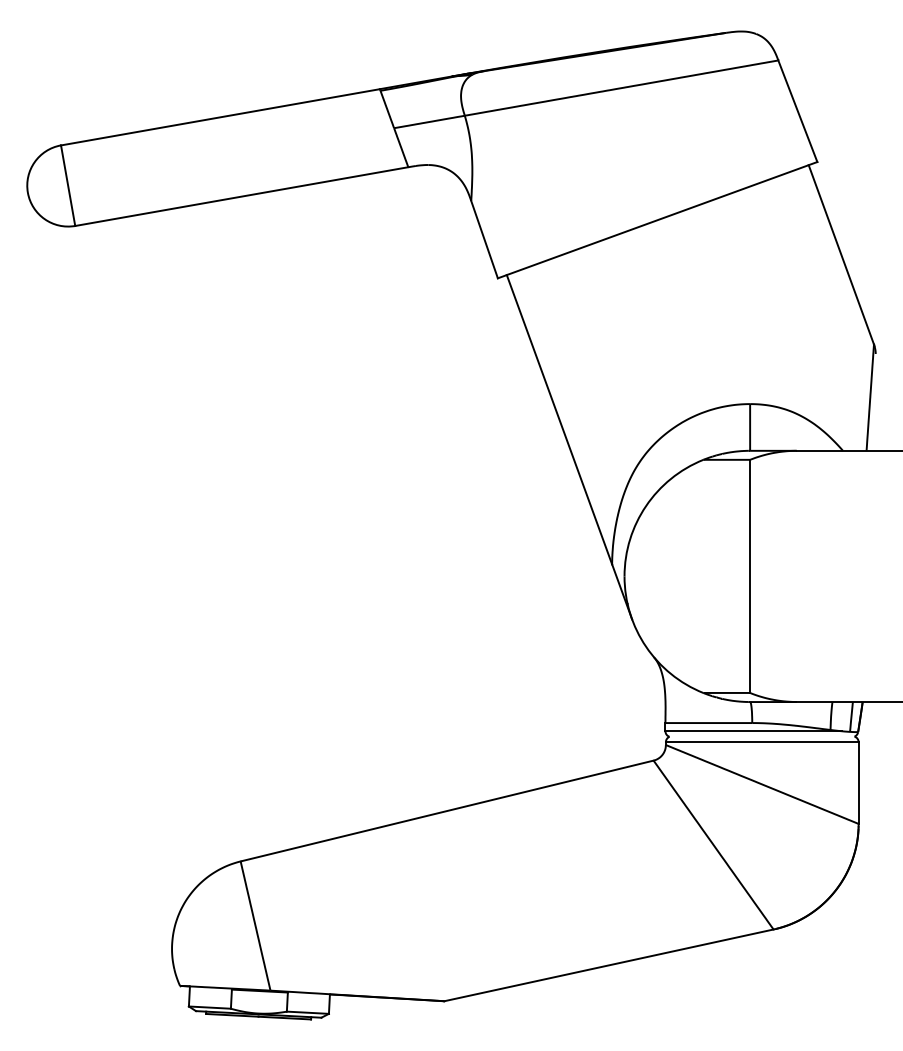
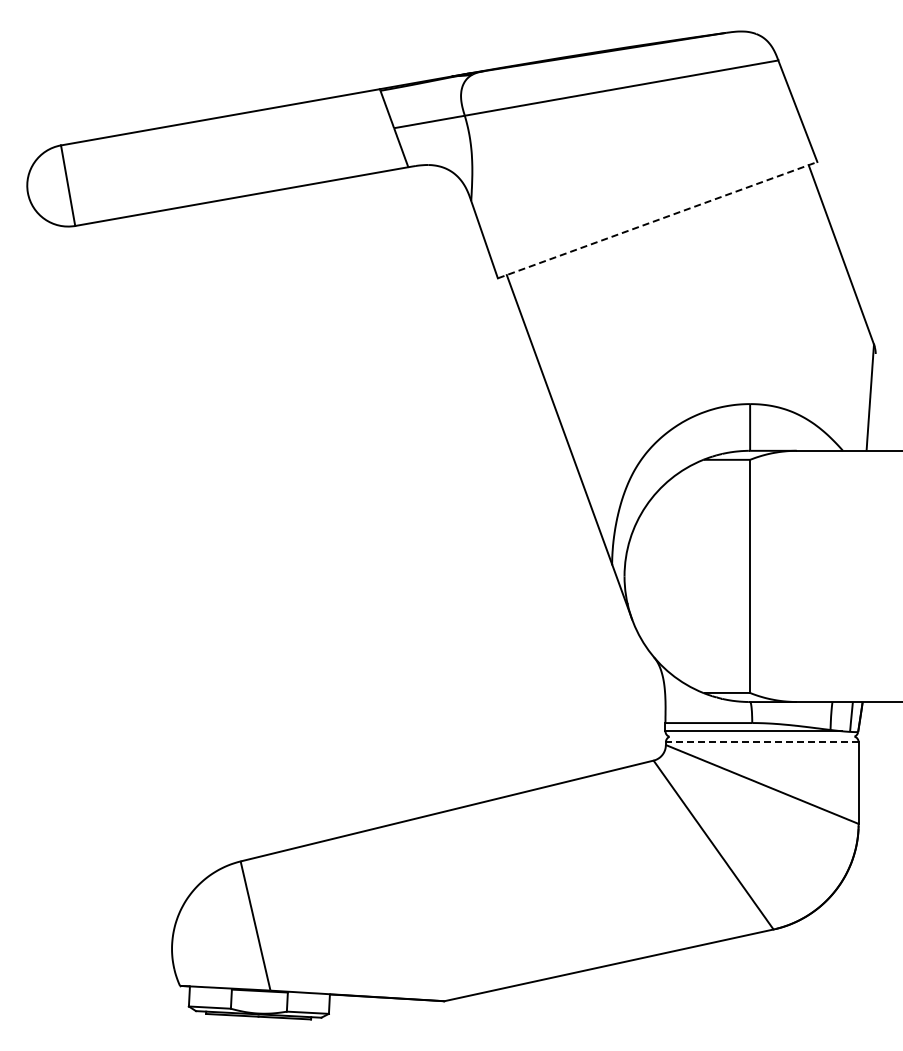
line: solid -> dashed (657, 220)
line: solid -> dashed (761, 742)
